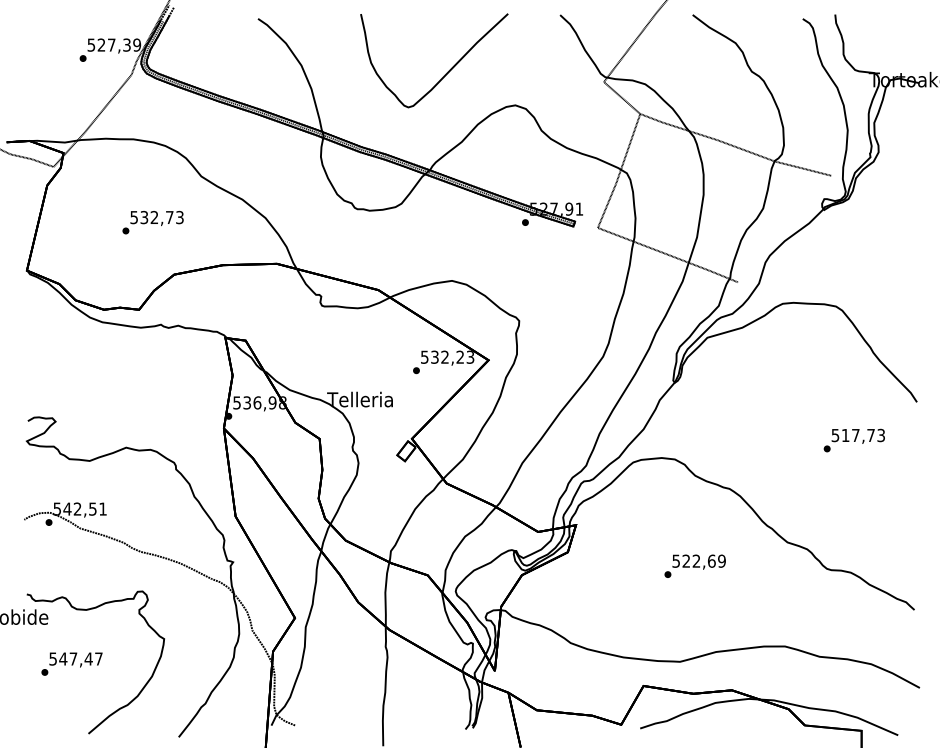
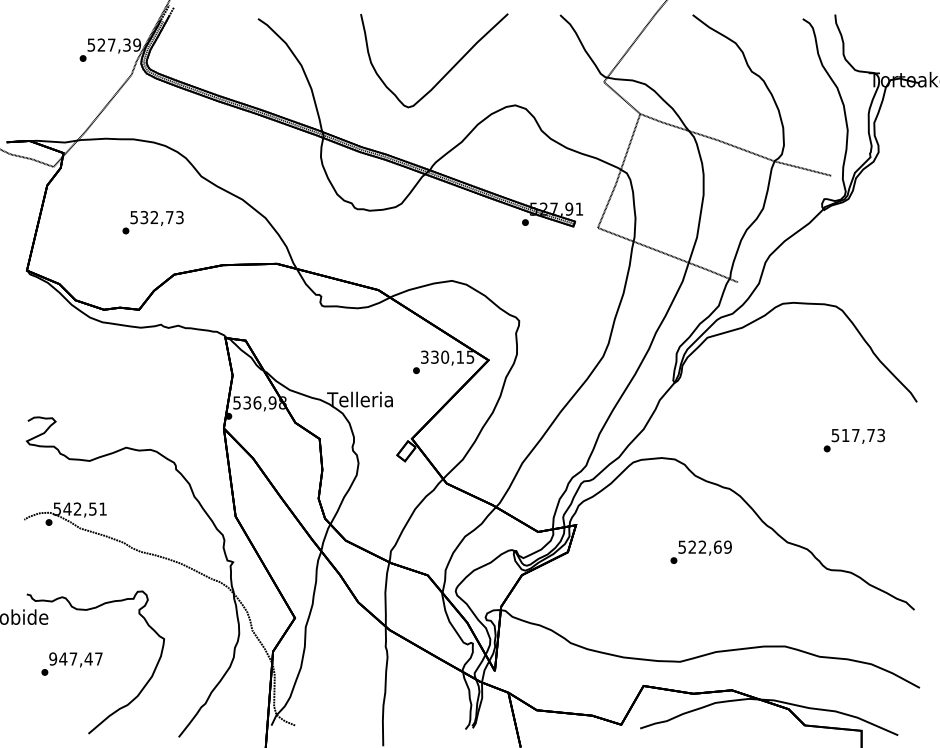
text: 532,23 -> 330,15 (447, 356)
text position: (694, 565) -> (700, 551) (700, 551)
text: 547,47 -> 947,47 (53, 658)
